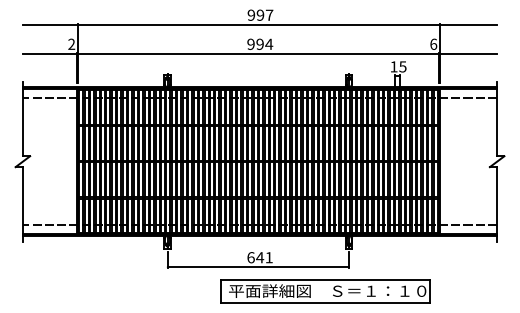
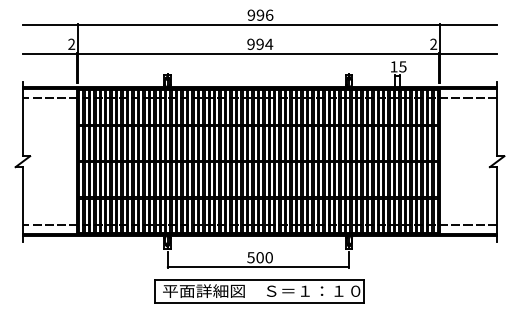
text: 997 -> 996 (269, 14)
text: 6 -> 2 (433, 43)
text: 641 -> 500 (259, 257)
part position: (325, 291) -> (259, 291) (259, 291)
